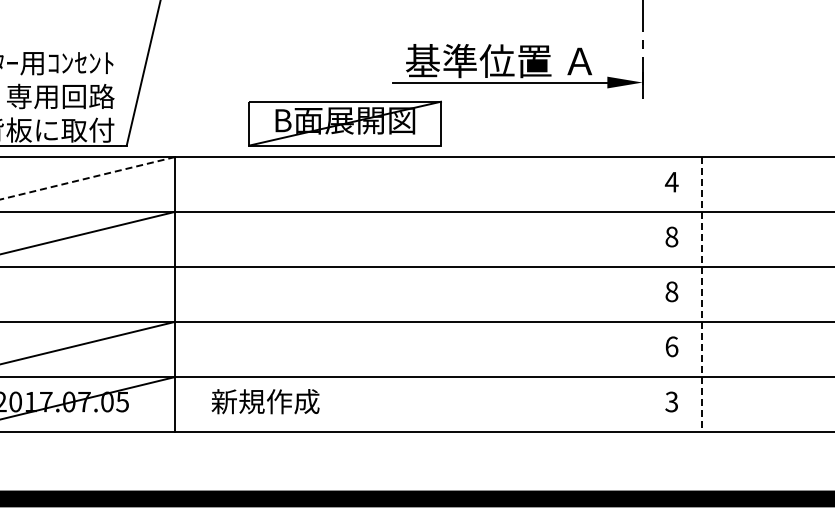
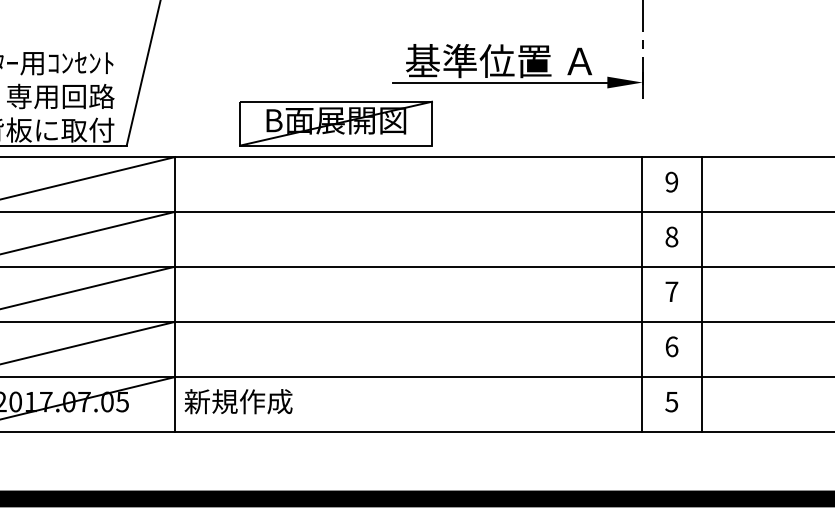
part position: (344, 123) -> (335, 123) (335, 123)
line: dashed -> solid (87, 178)
text: 4 -> 9 (671, 181)
line: none -> present (88, 287)
text: 8 -> 7 (671, 291)
line: none -> present (641, 294)
line: dashed -> solid (702, 295)
text position: (265, 401) -> (238, 401) (238, 401)
text: 3 -> 5 (672, 401)
